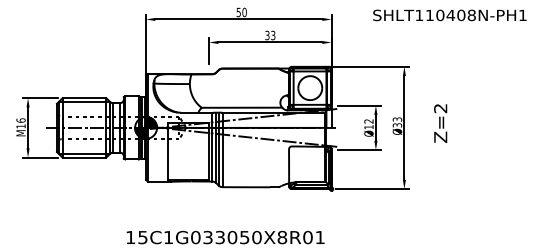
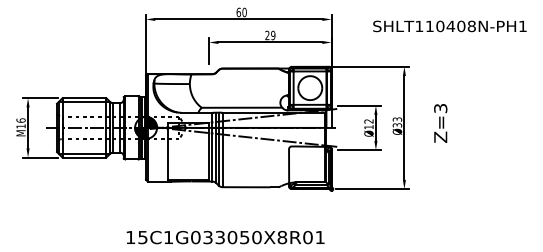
text: 50 -> 60 (238, 12)
text position: (449, 15) -> (449, 26) (449, 26)
text: 33 -> 29 (270, 35)
text: Z=2 -> Z=3 (440, 108)
